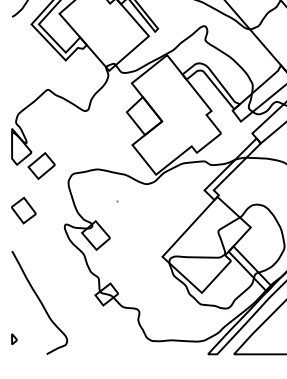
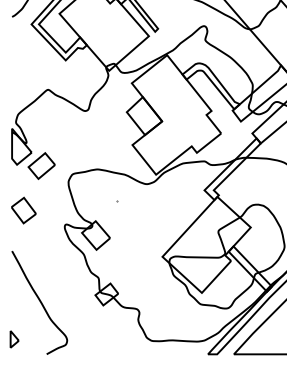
part size: 7x12 px -> 11x19 px (14, 339)
